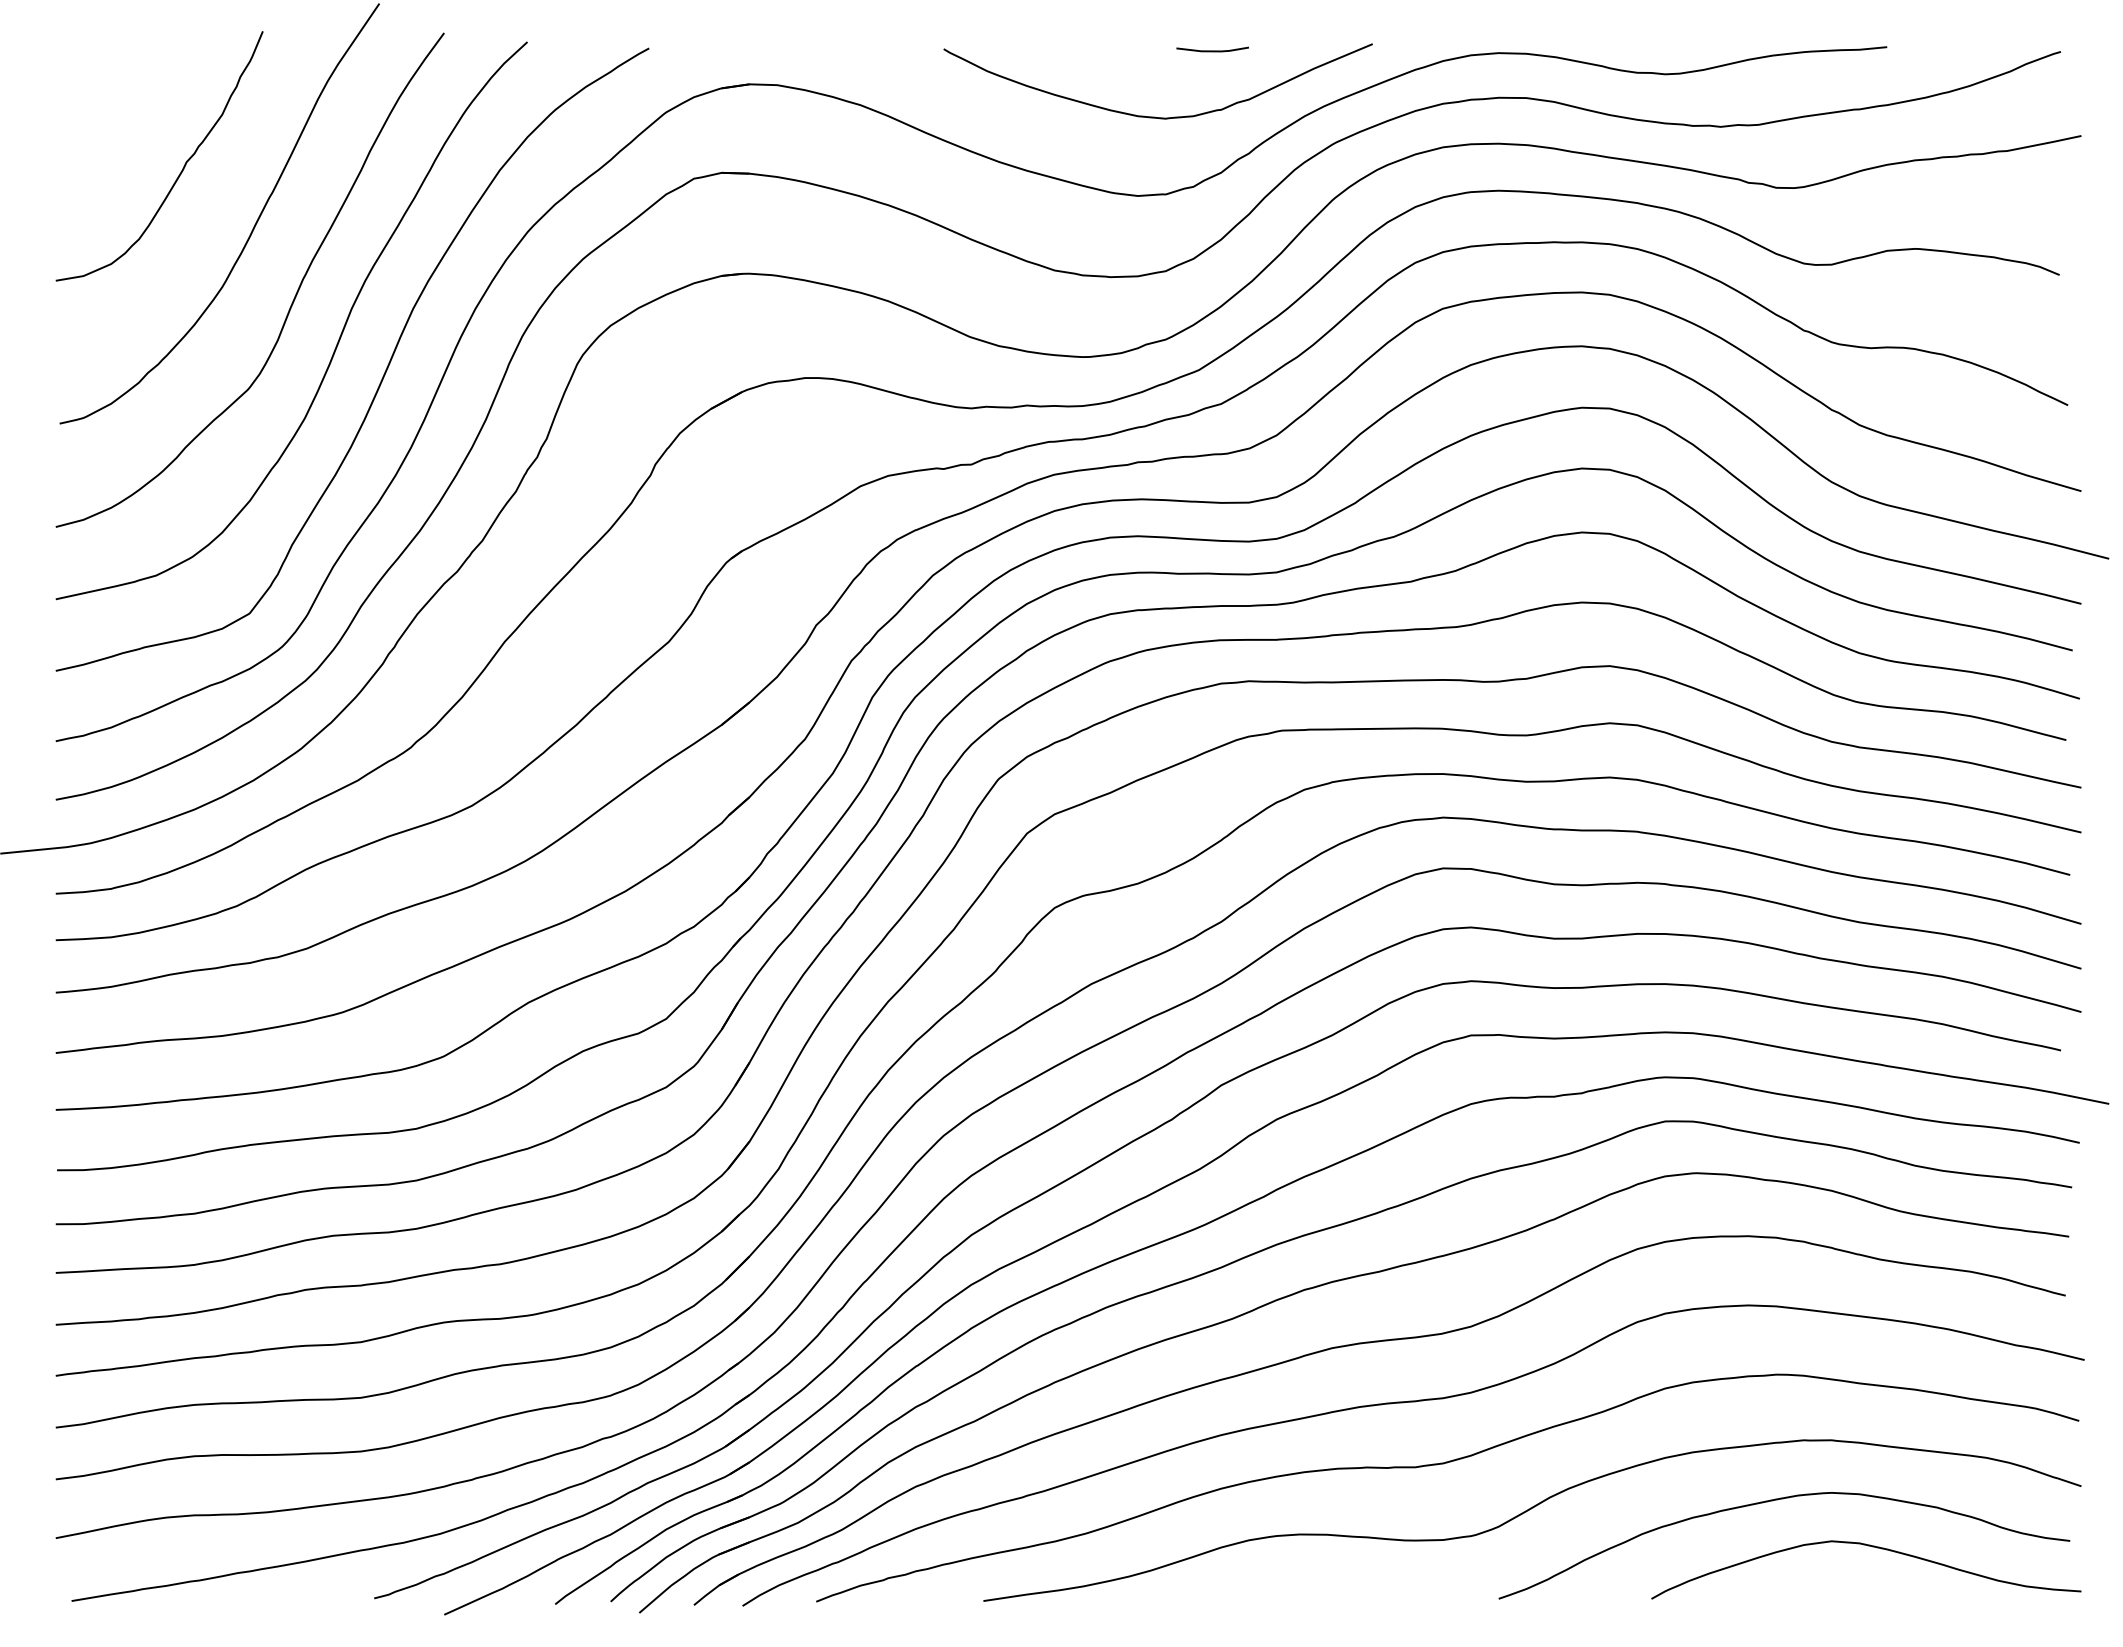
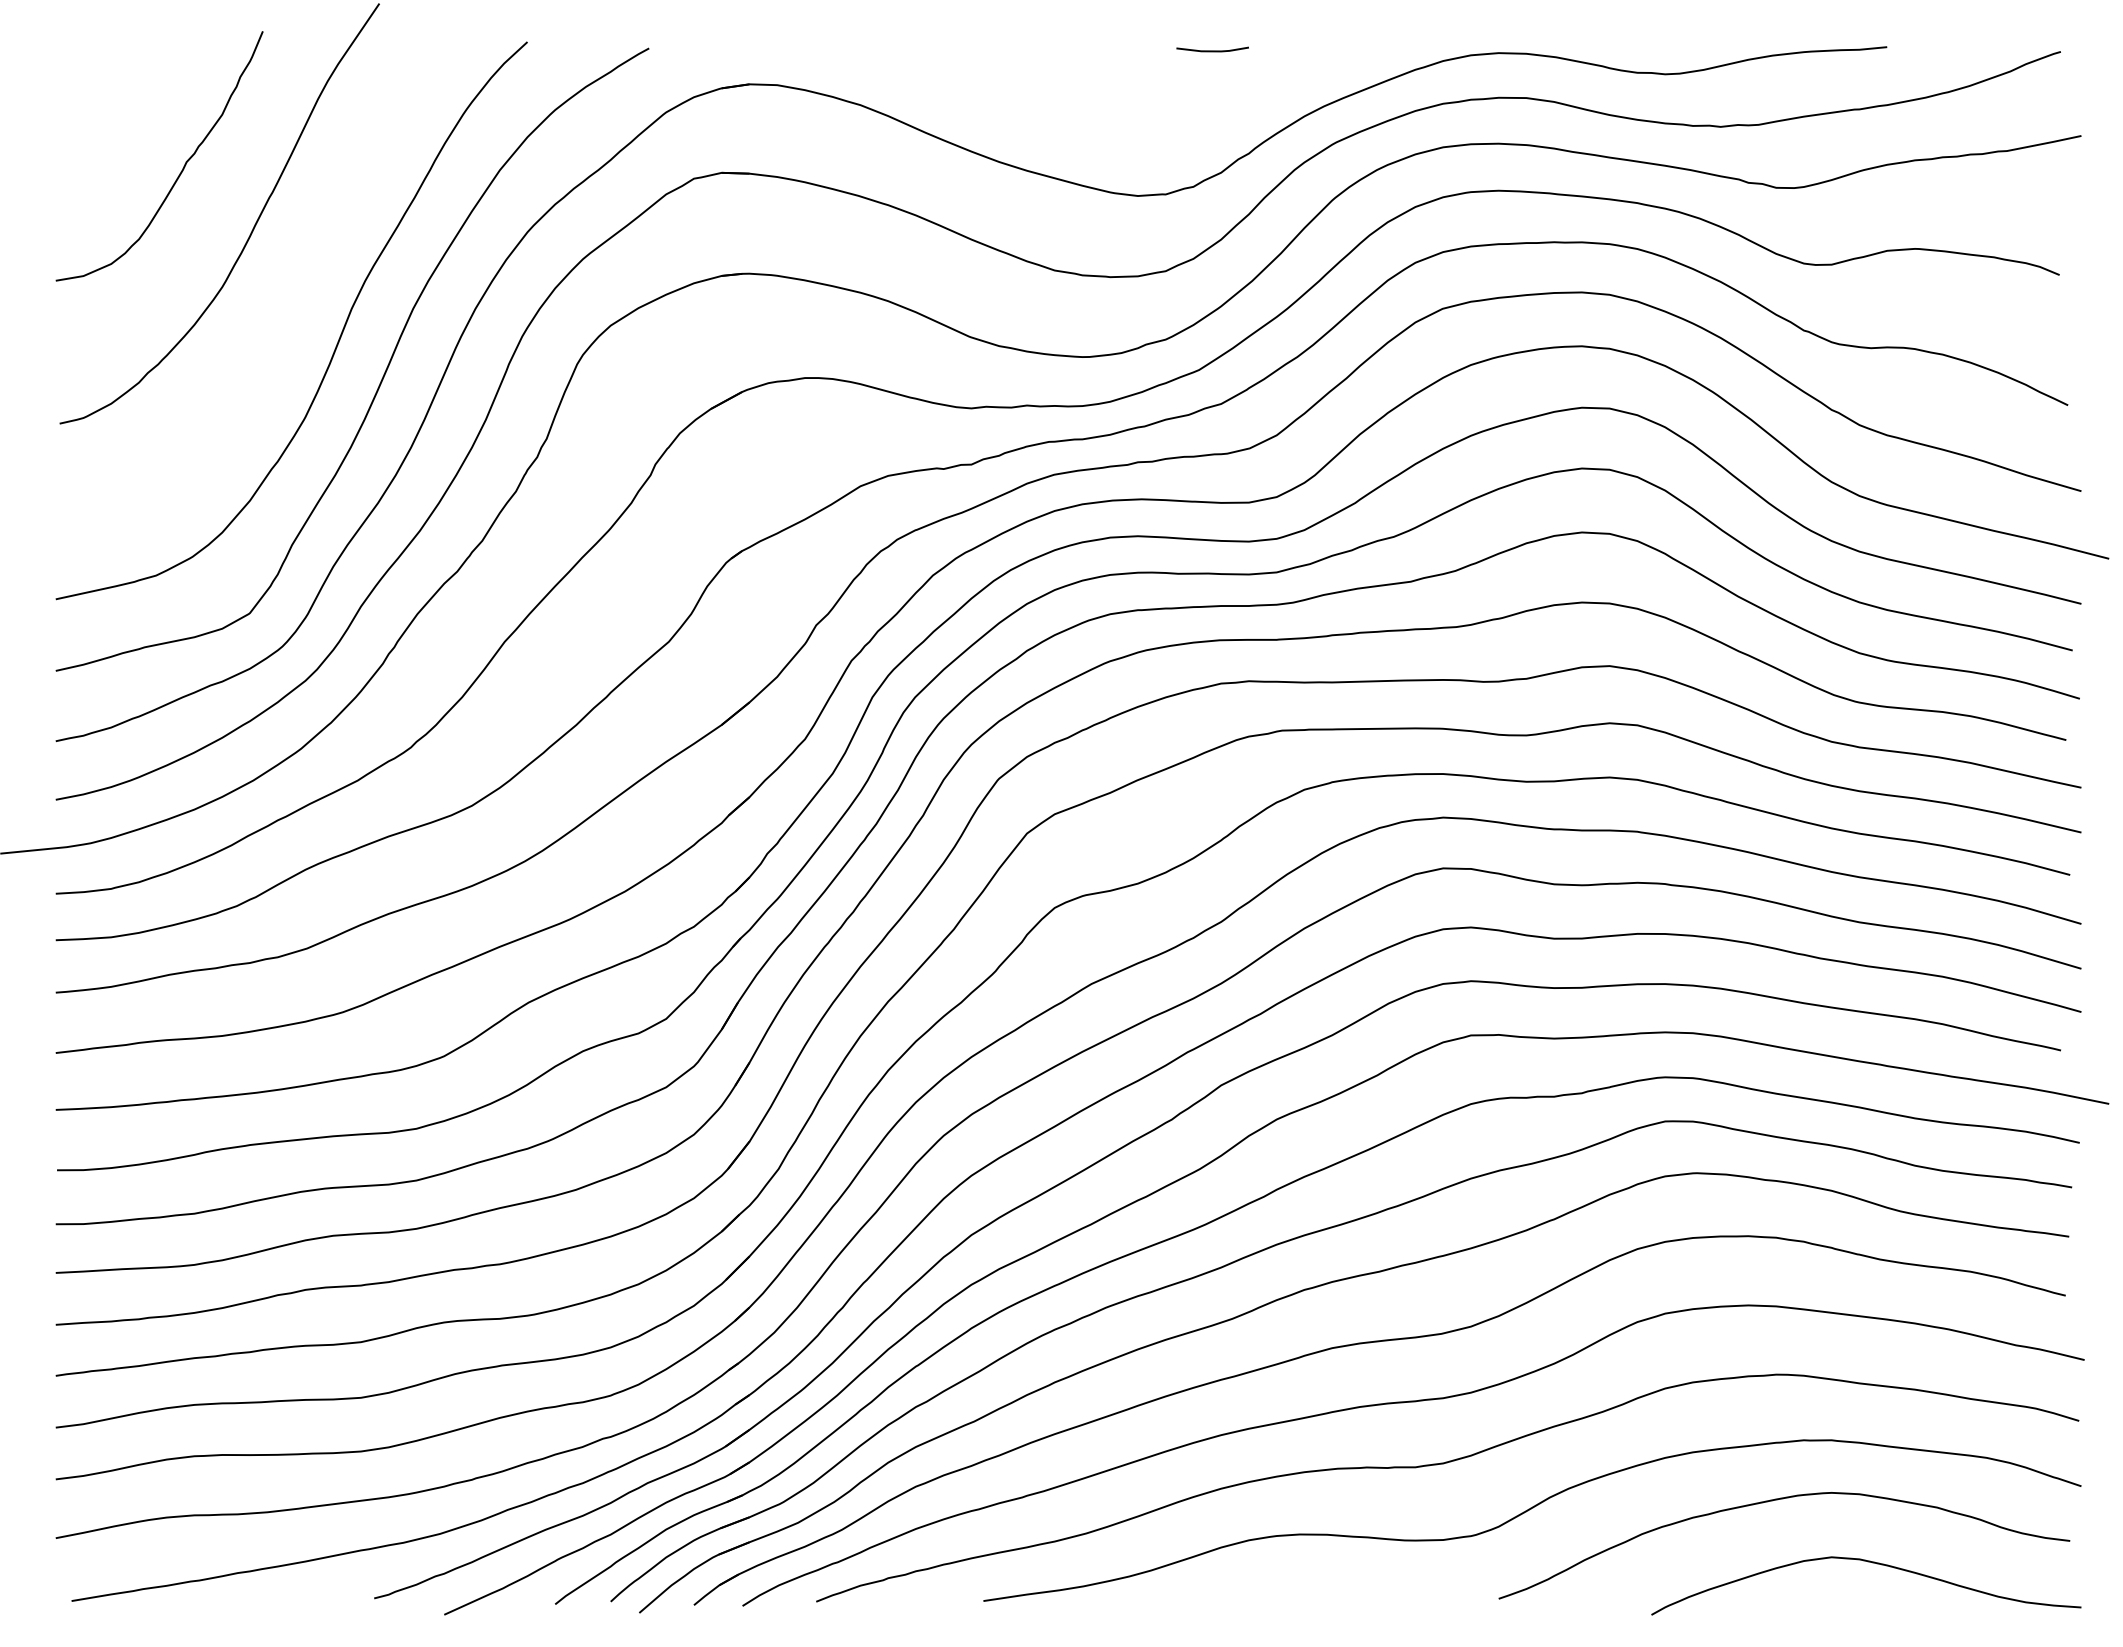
curve: present -> none (1155, 116)
curve: present -> none (292, 300)
curve position: (1872, 1547) -> (1872, 1563) (1872, 1563)
